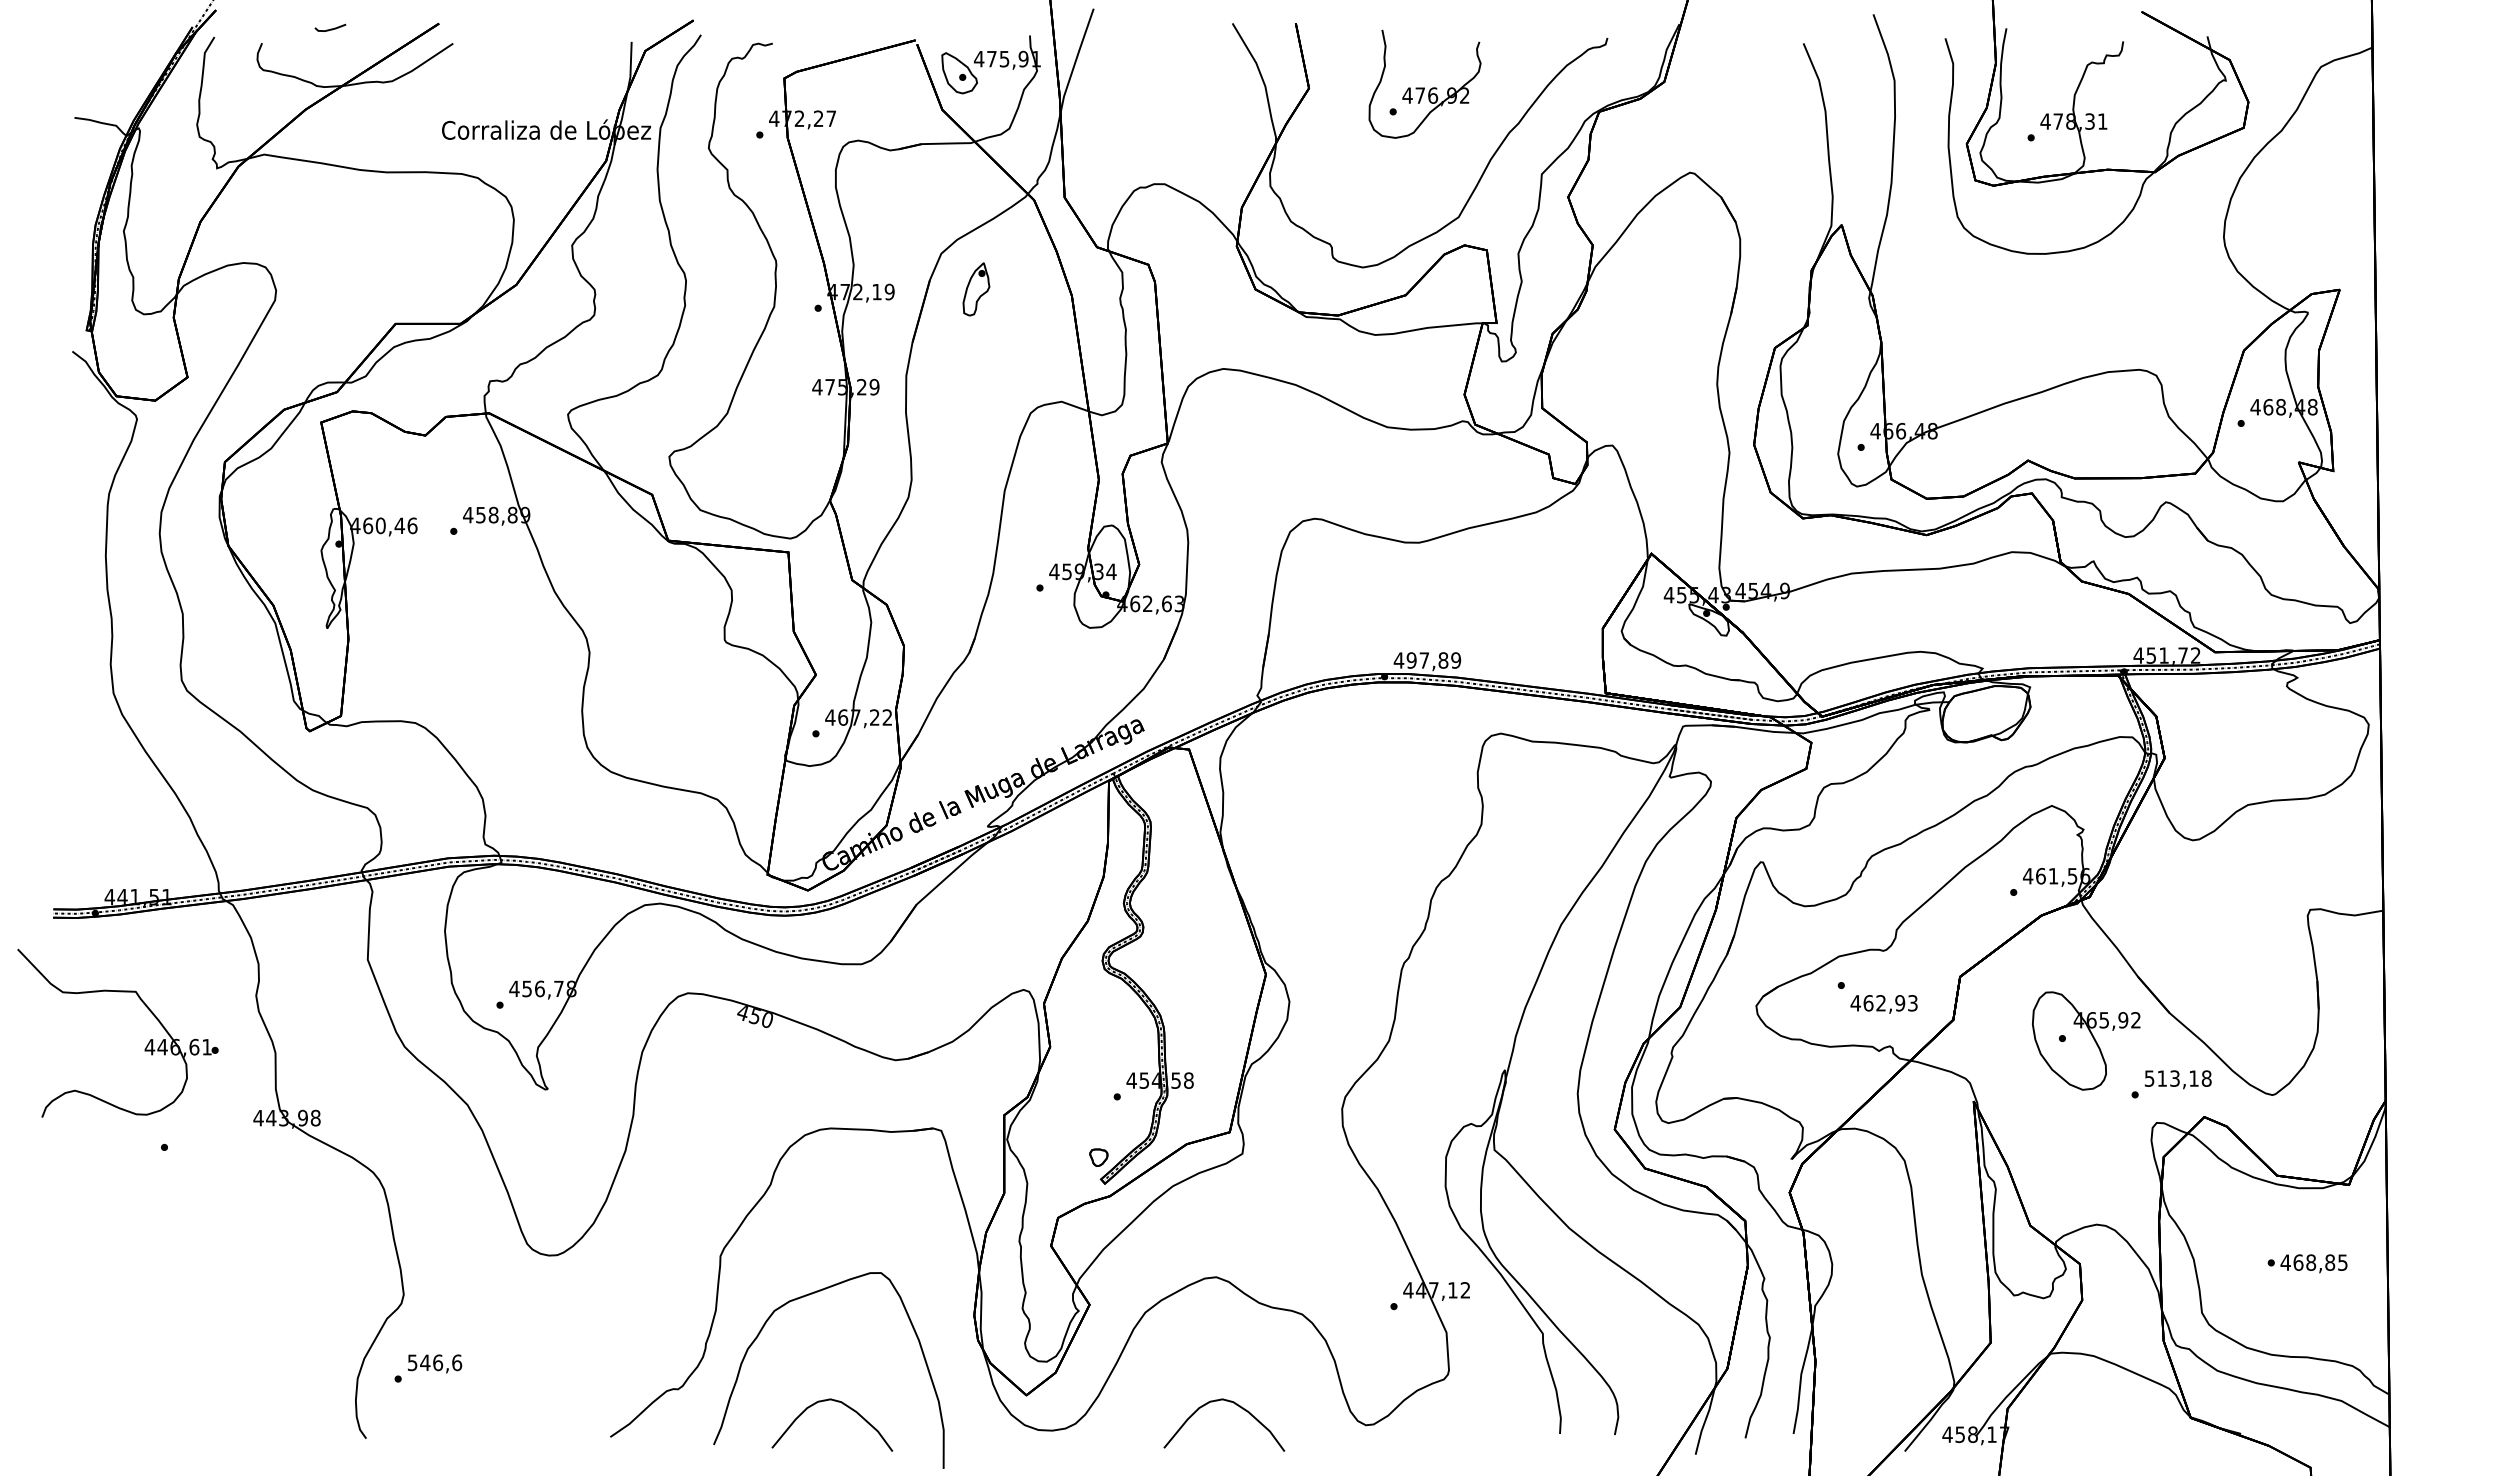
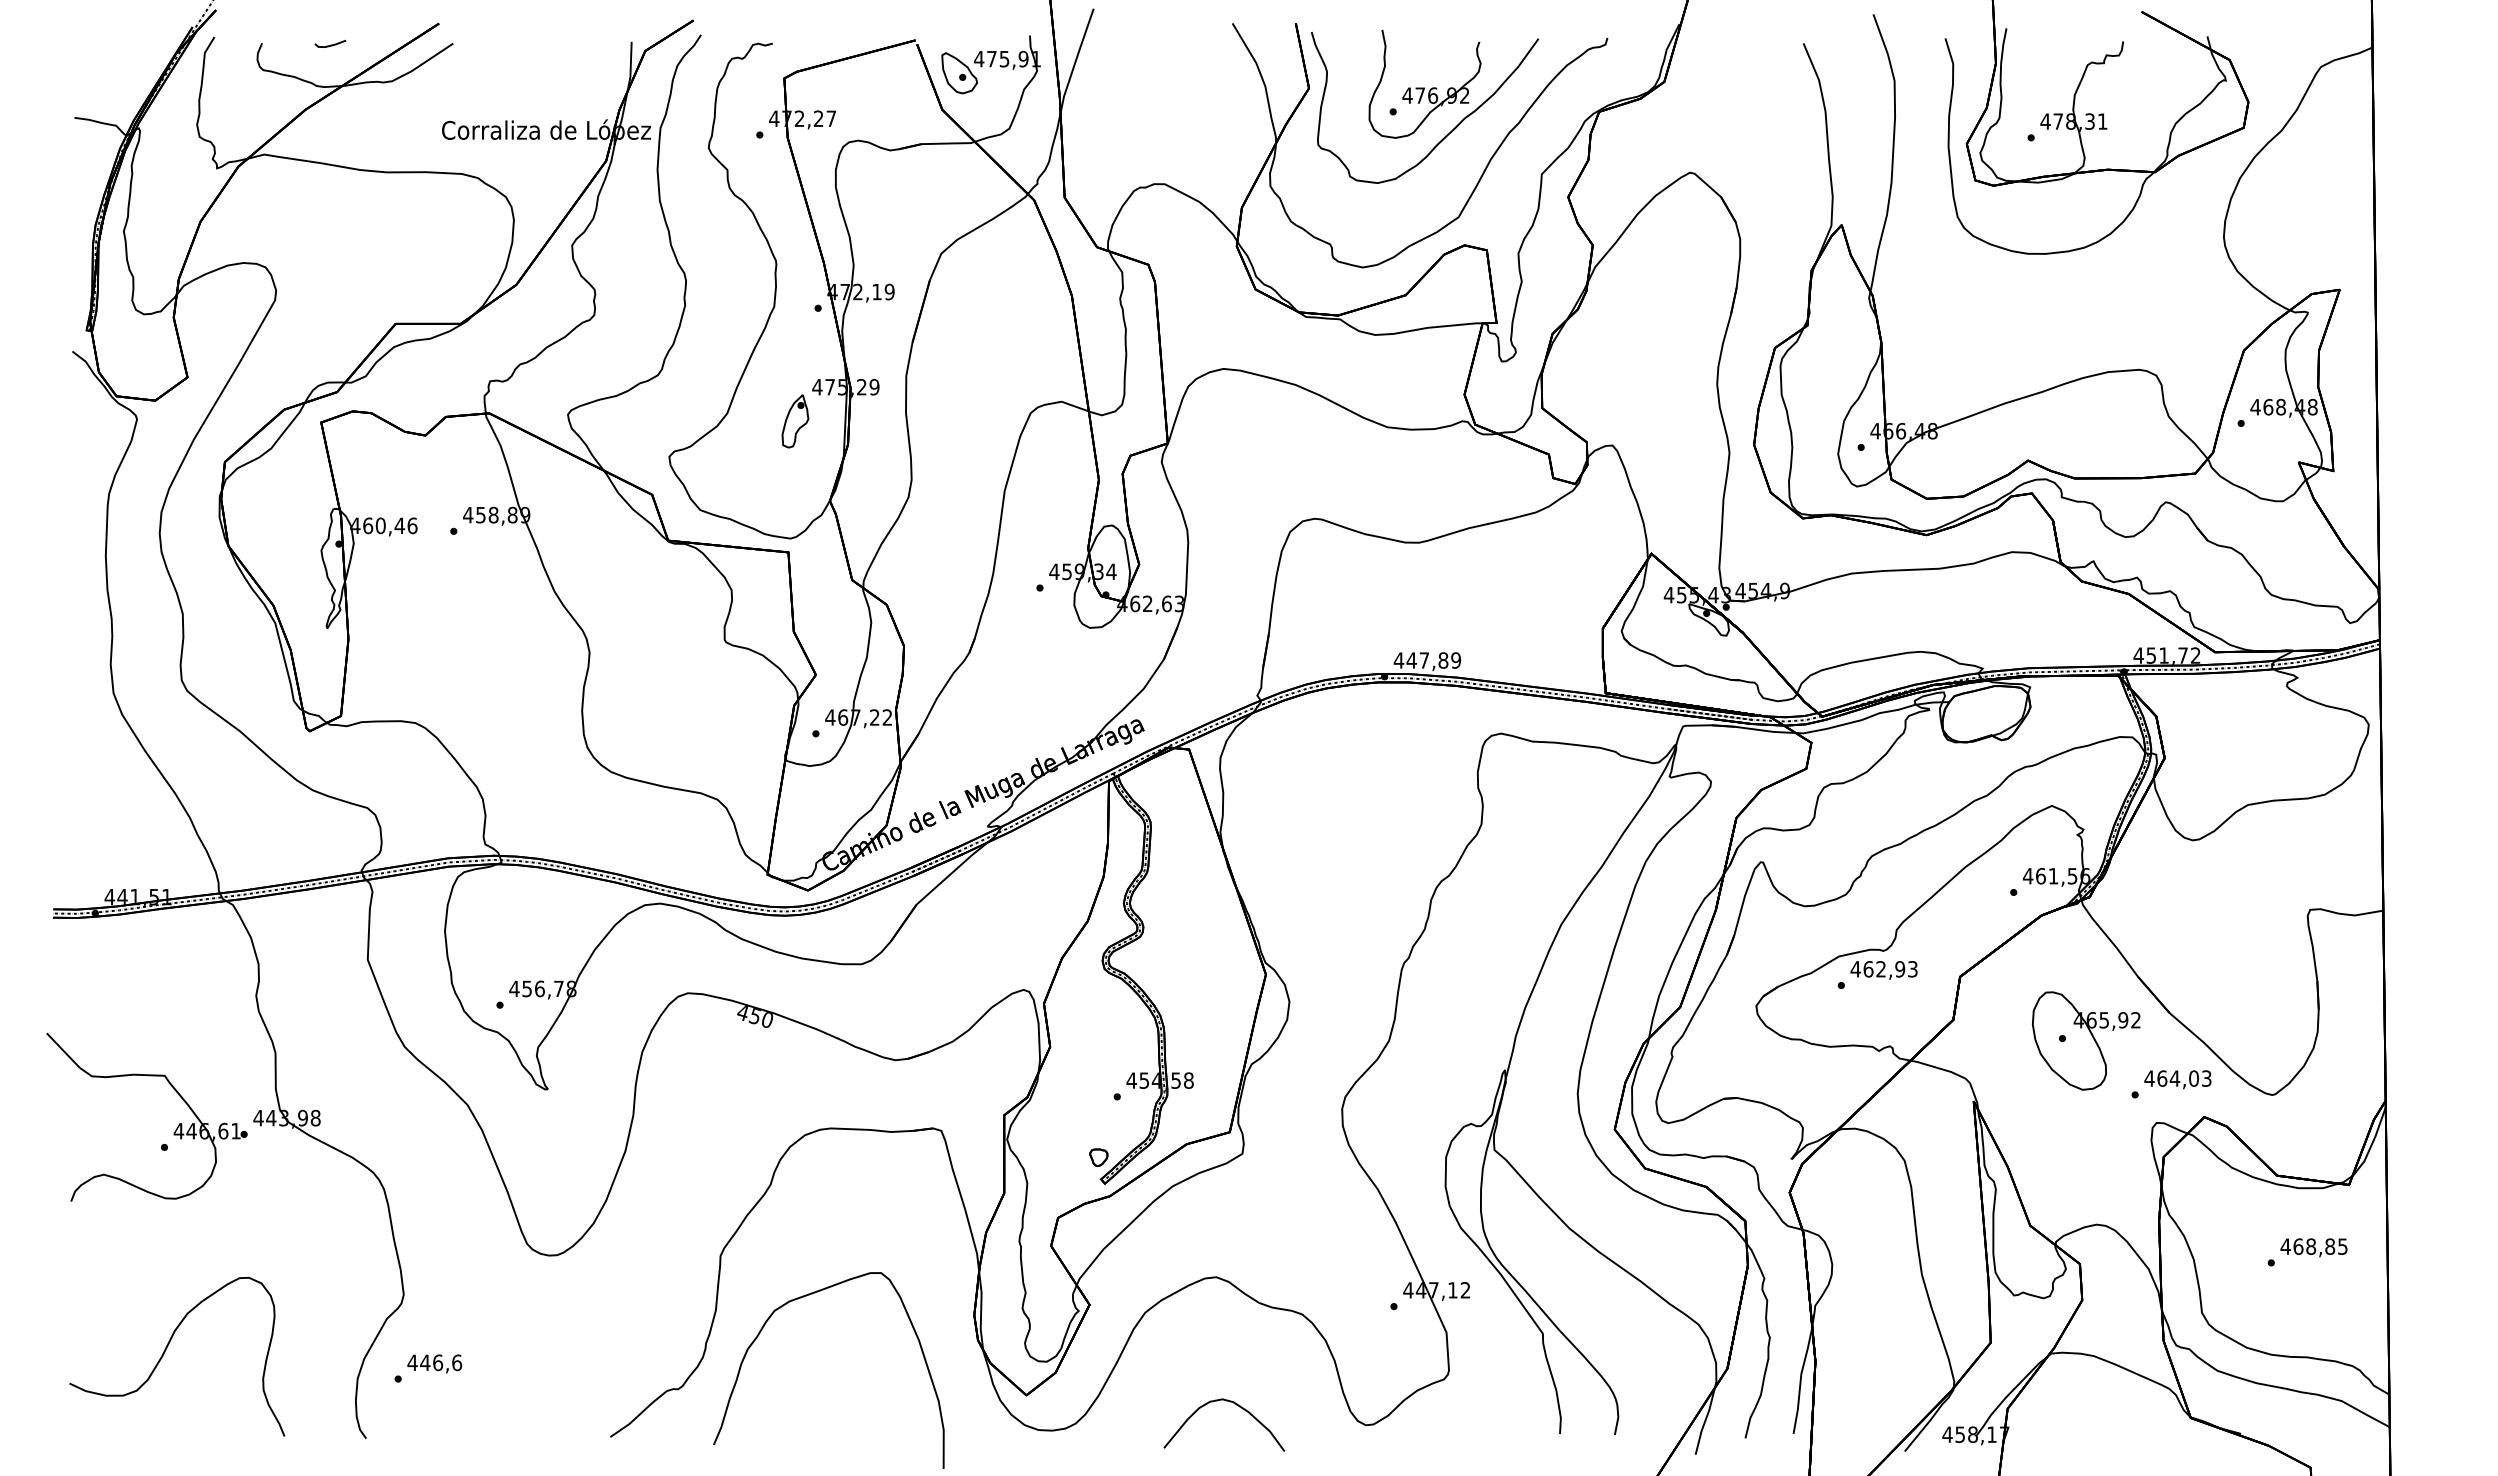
line position: (330, 28) -> (330, 44) (330, 44)
curve: none -> present (1446, 134)
part position: (976, 289) -> (795, 421) (795, 421)
text: 497,89 -> 447,89 (1411, 660)
text position: (1883, 1004) -> (1883, 970) (1883, 970)
part position: (145, 1047) -> (174, 1131) (174, 1131)
text: 513,18 -> 464,03 (2177, 1078)
text position: (2313, 1263) -> (2313, 1247) (2313, 1247)
curve: none -> present (166, 1350)
text: 546,6 -> 446,6 (412, 1362)
curve: present -> none (844, 1405)
